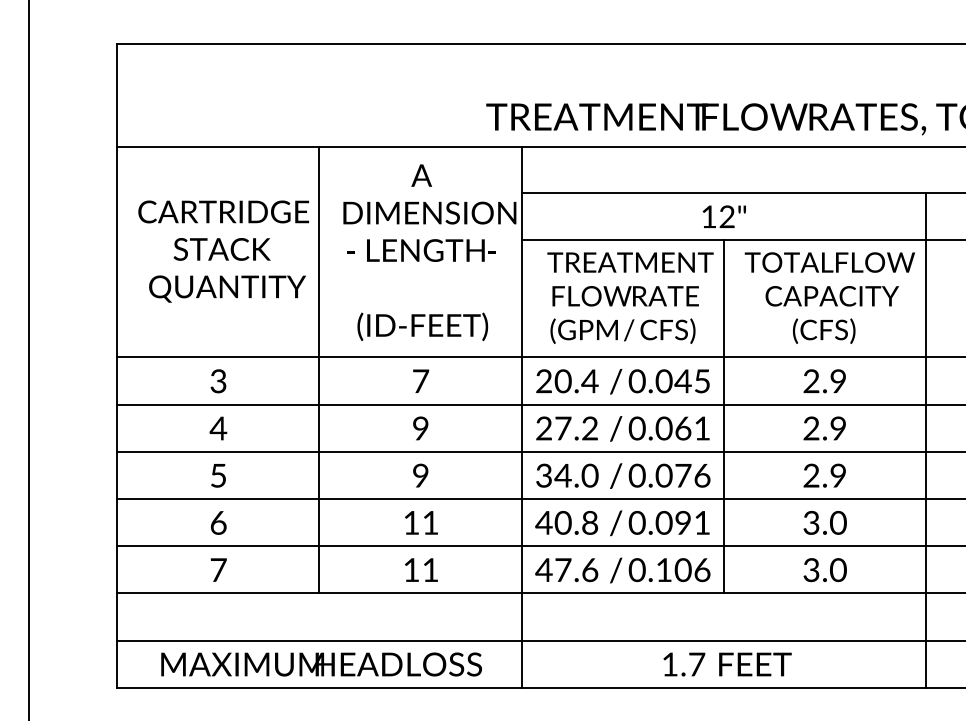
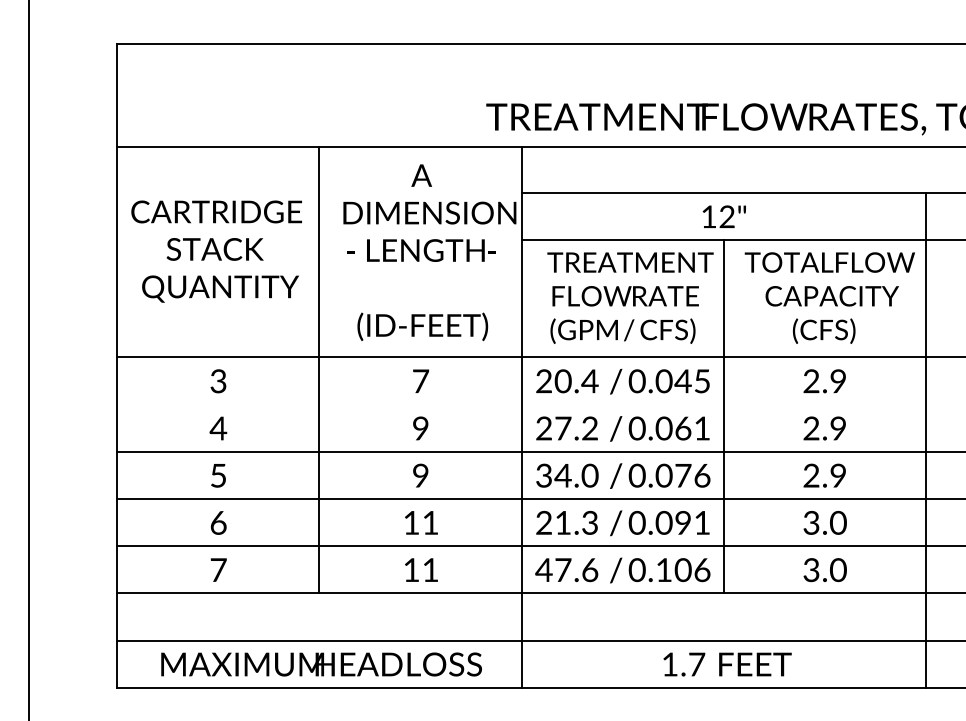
text position: (223, 251) -> (216, 251) (216, 251)
line: present -> none (539, 404)
text: 40.8 -> 21.3 (566, 522)
